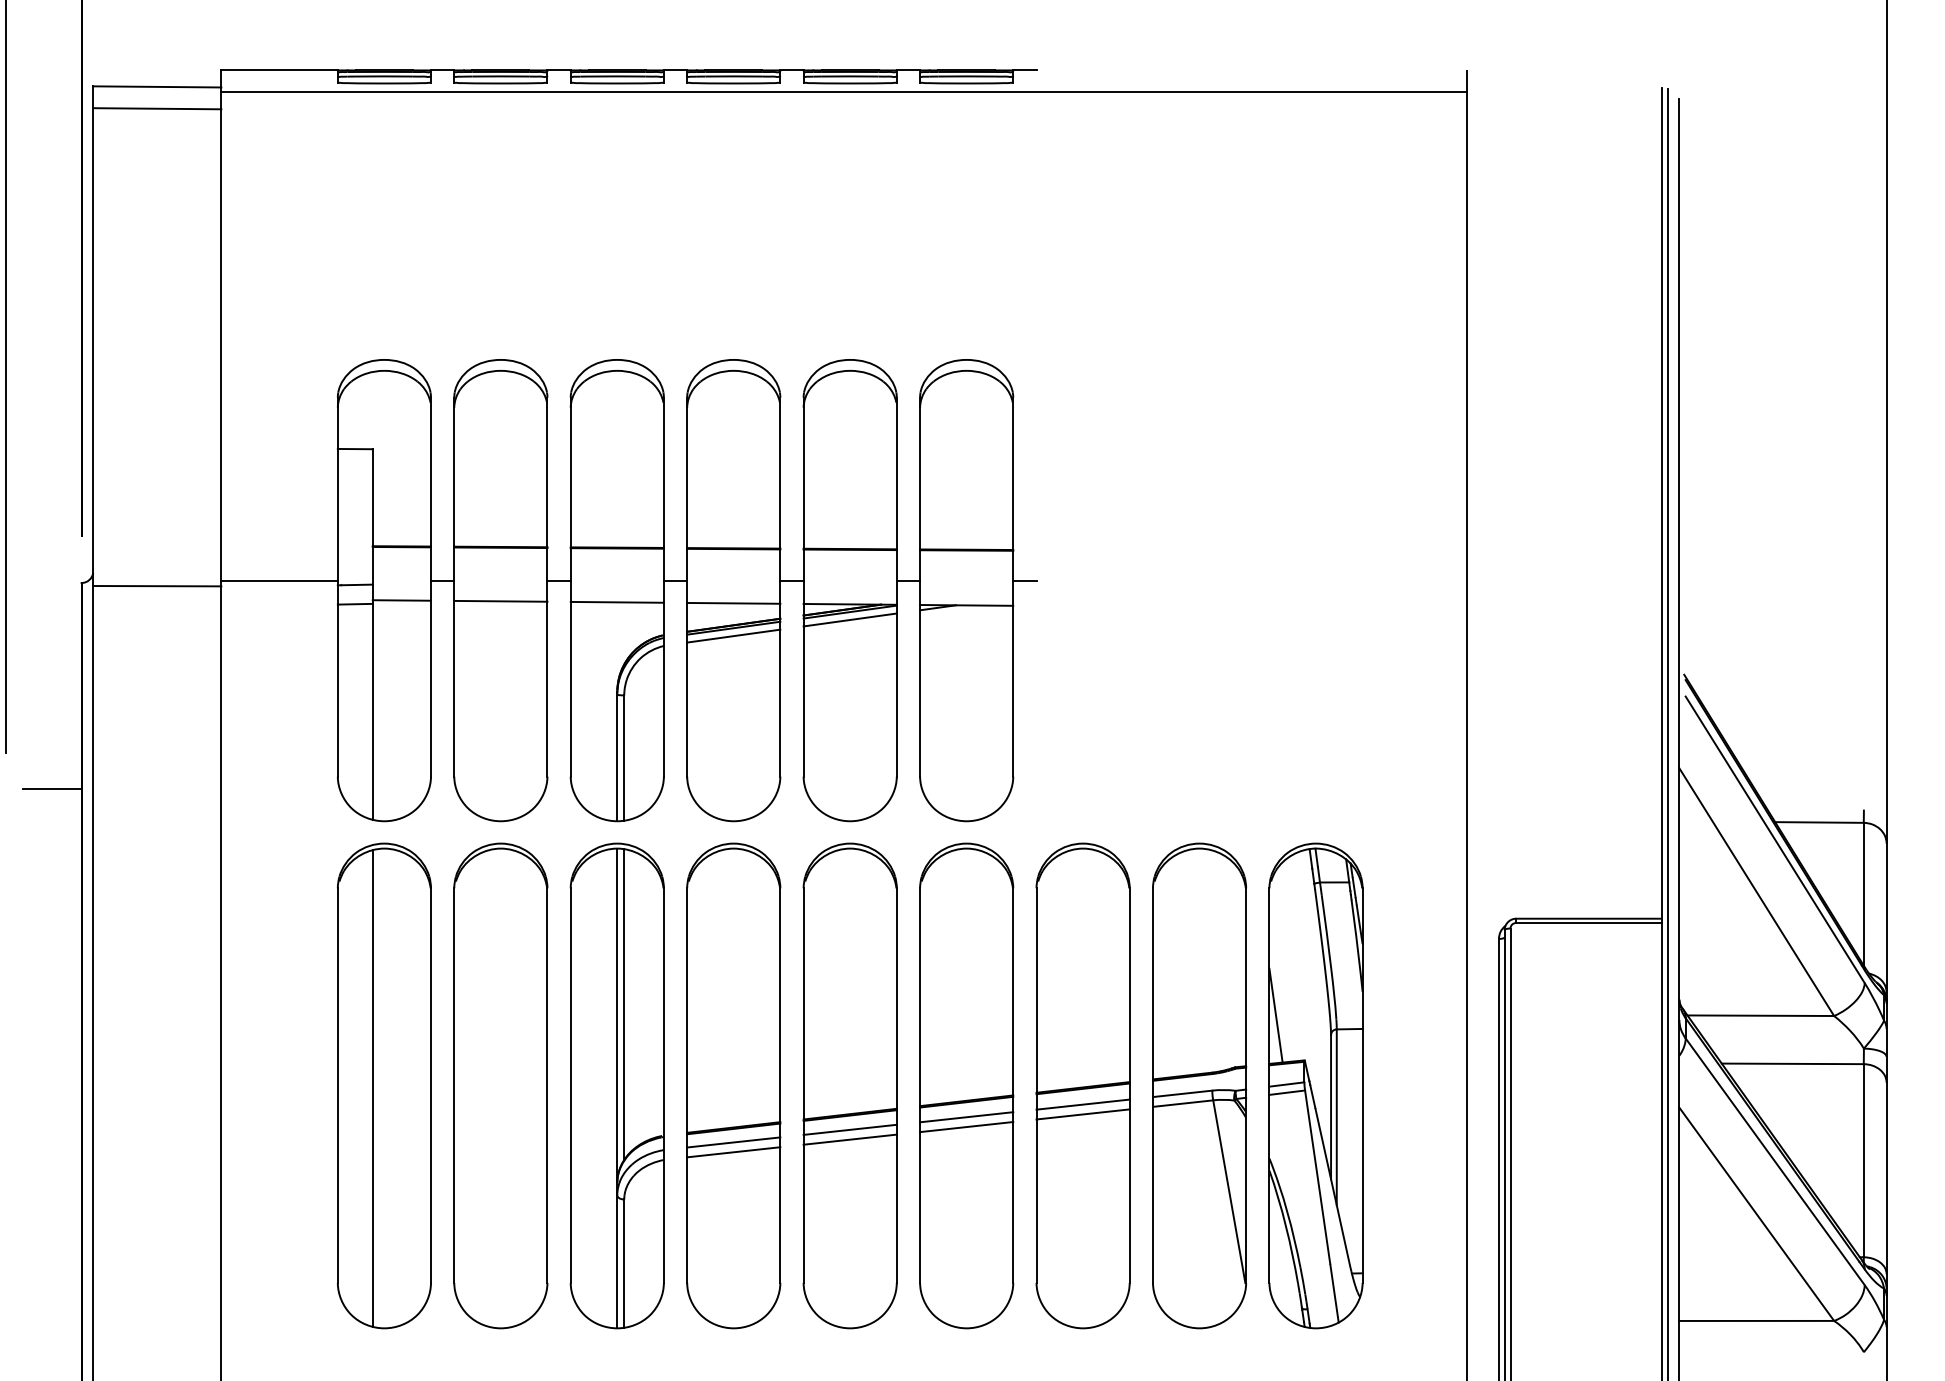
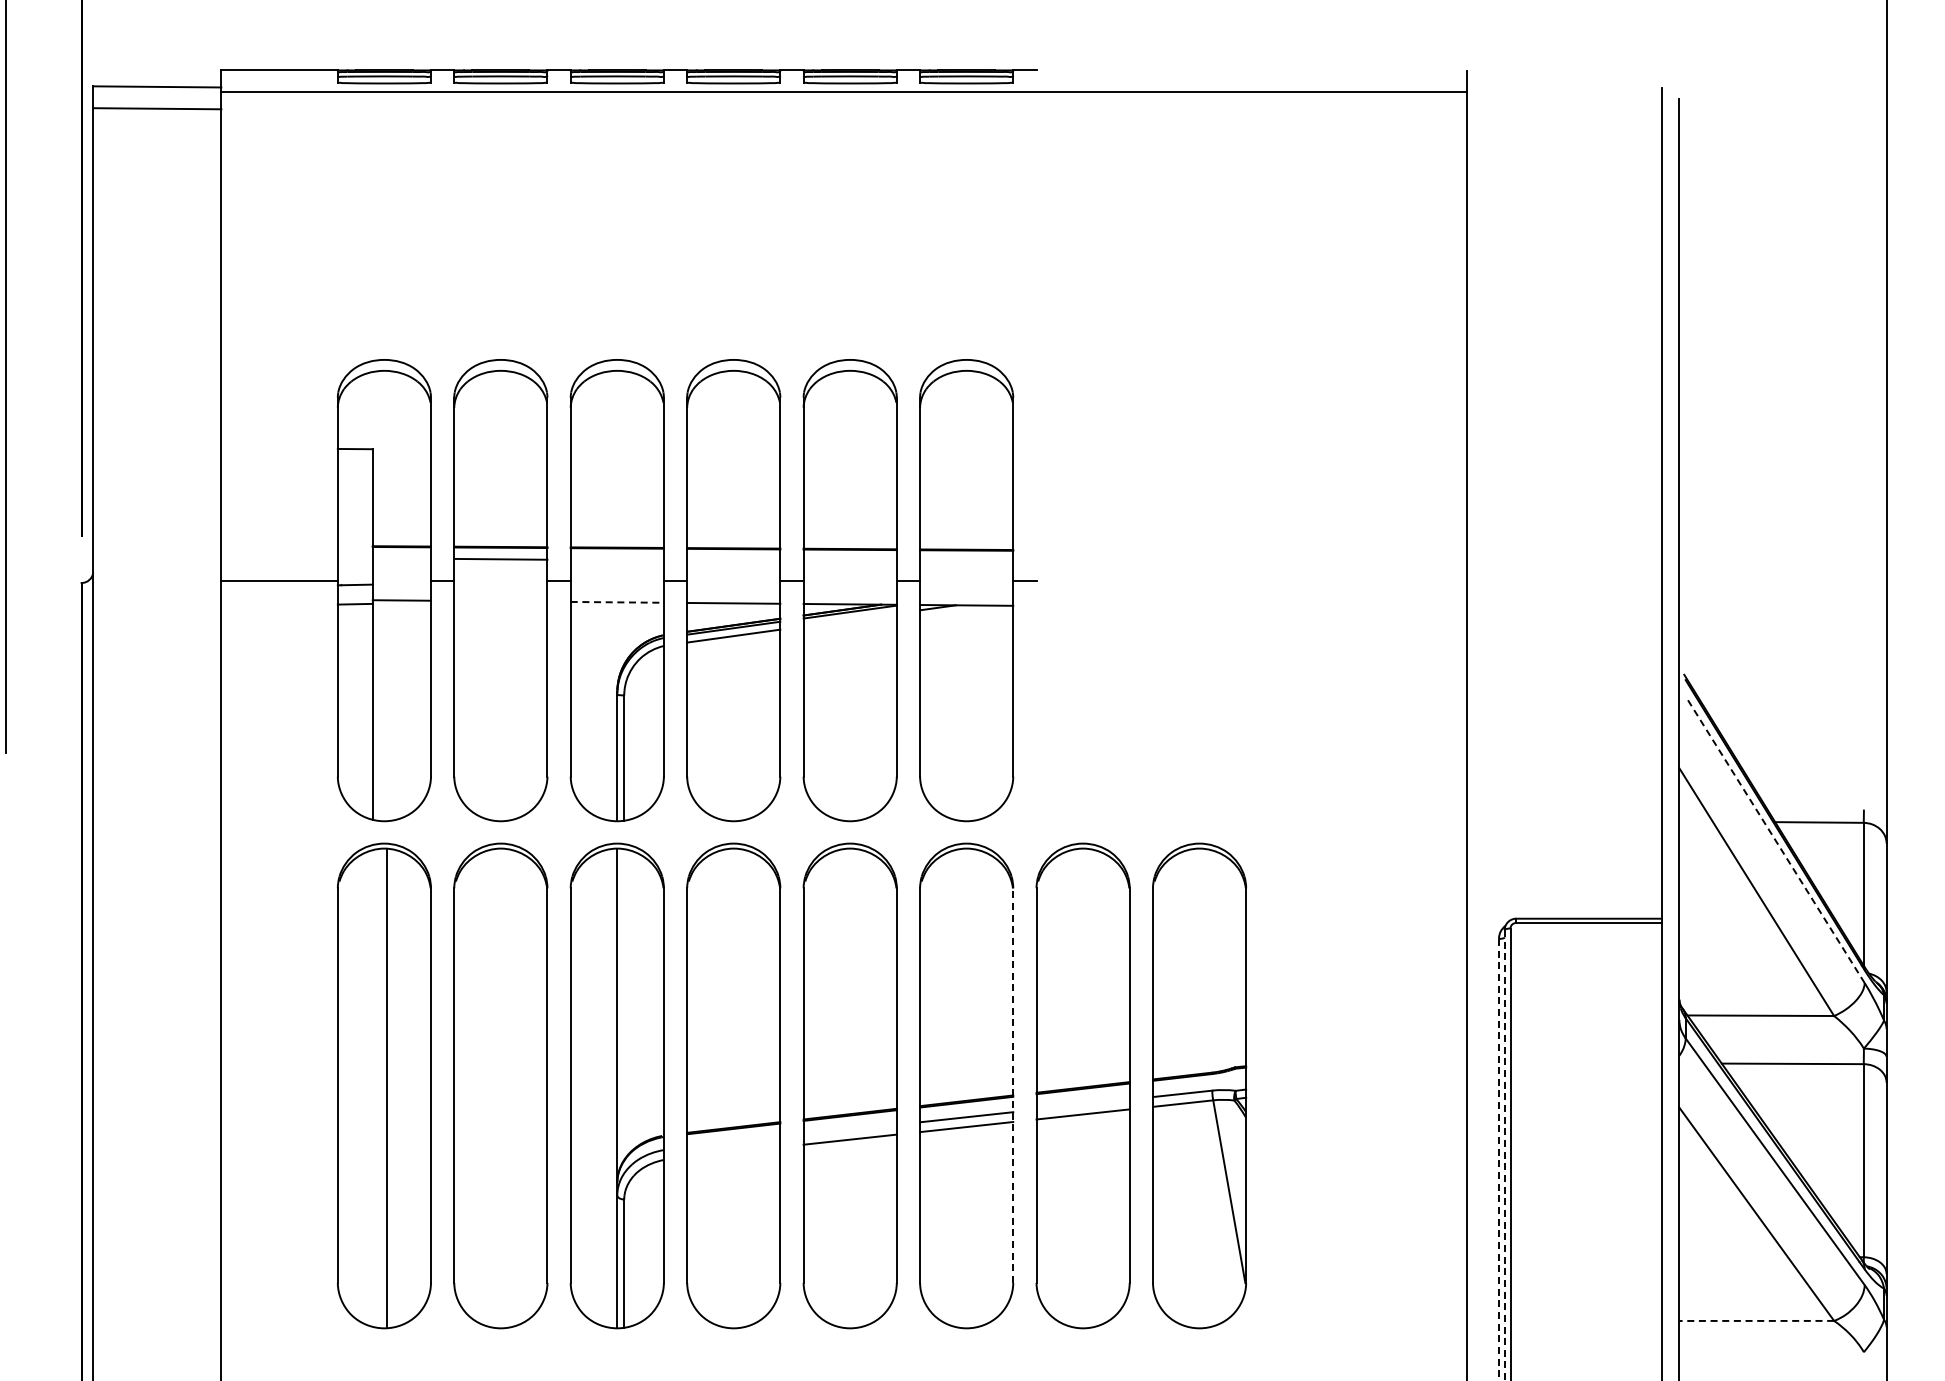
line: present -> none (157, 586)
line position: (500, 600) -> (500, 558) (500, 558)
line: solid -> dashed (617, 602)
line: present -> none (849, 619)
line: present -> none (1667, 732)
line: present -> none (52, 789)
line: solid -> dashed (1775, 839)
line: present -> none (624, 1004)
line: solid -> dashed (1013, 1085)
part: present -> none (1315, 1085)
line position: (372, 1088) -> (386, 1088) (386, 1088)
line: present -> none (1082, 1104)
line: present -> none (849, 1129)
line: present -> none (733, 1142)
line: present -> none (733, 1152)
line: solid -> dashed (1504, 1155)
line: solid -> dashed (1498, 1159)
line: solid -> dashed (1756, 1320)
